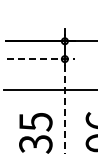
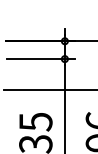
line: dashed -> solid (41, 59)
line: dashed -> solid (64, 109)
